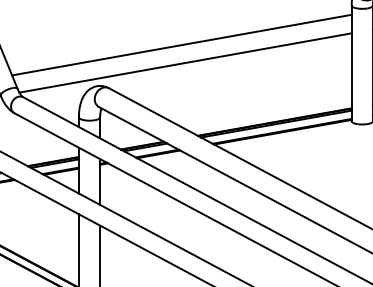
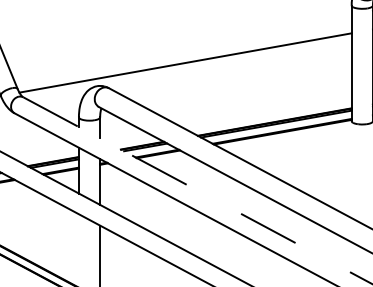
line: present -> none (181, 44)
line: solid -> dashed (198, 191)
line: present -> none (78, 248)
